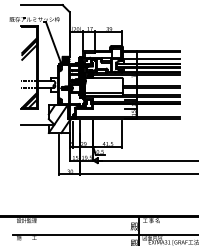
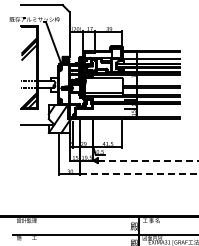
line: solid -> dashed (149, 160)
line: solid -> dashed (139, 174)
